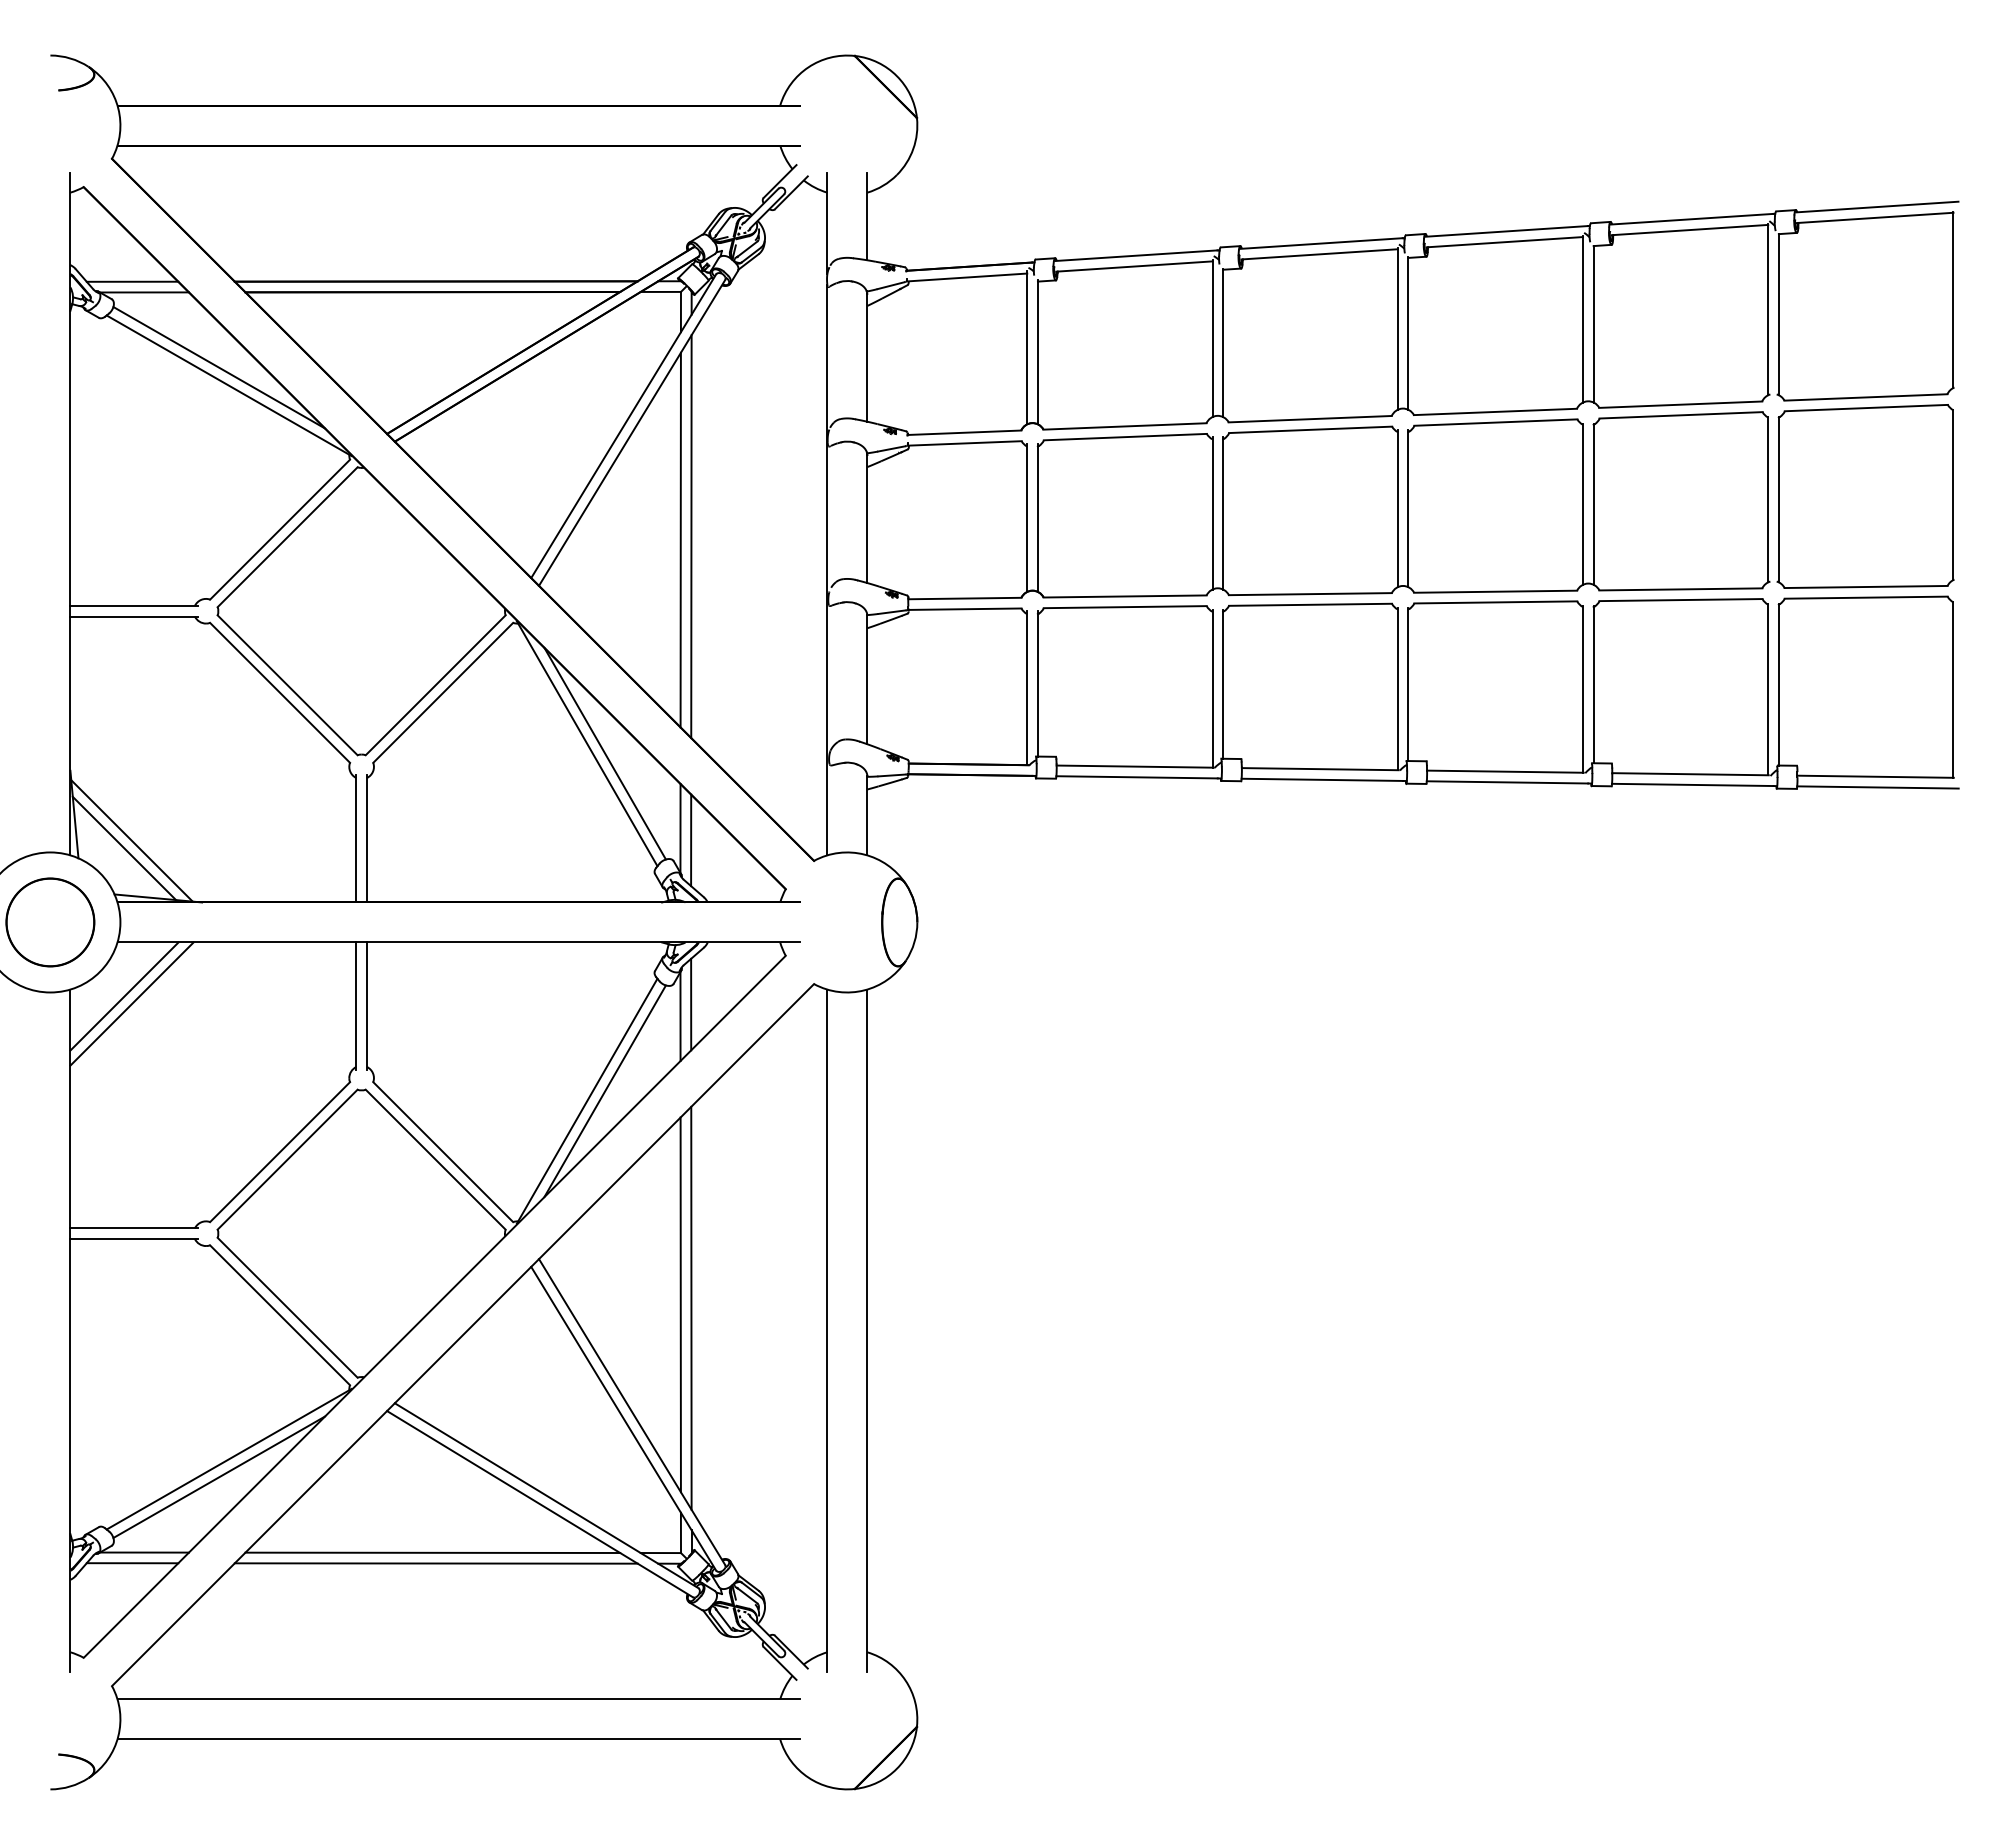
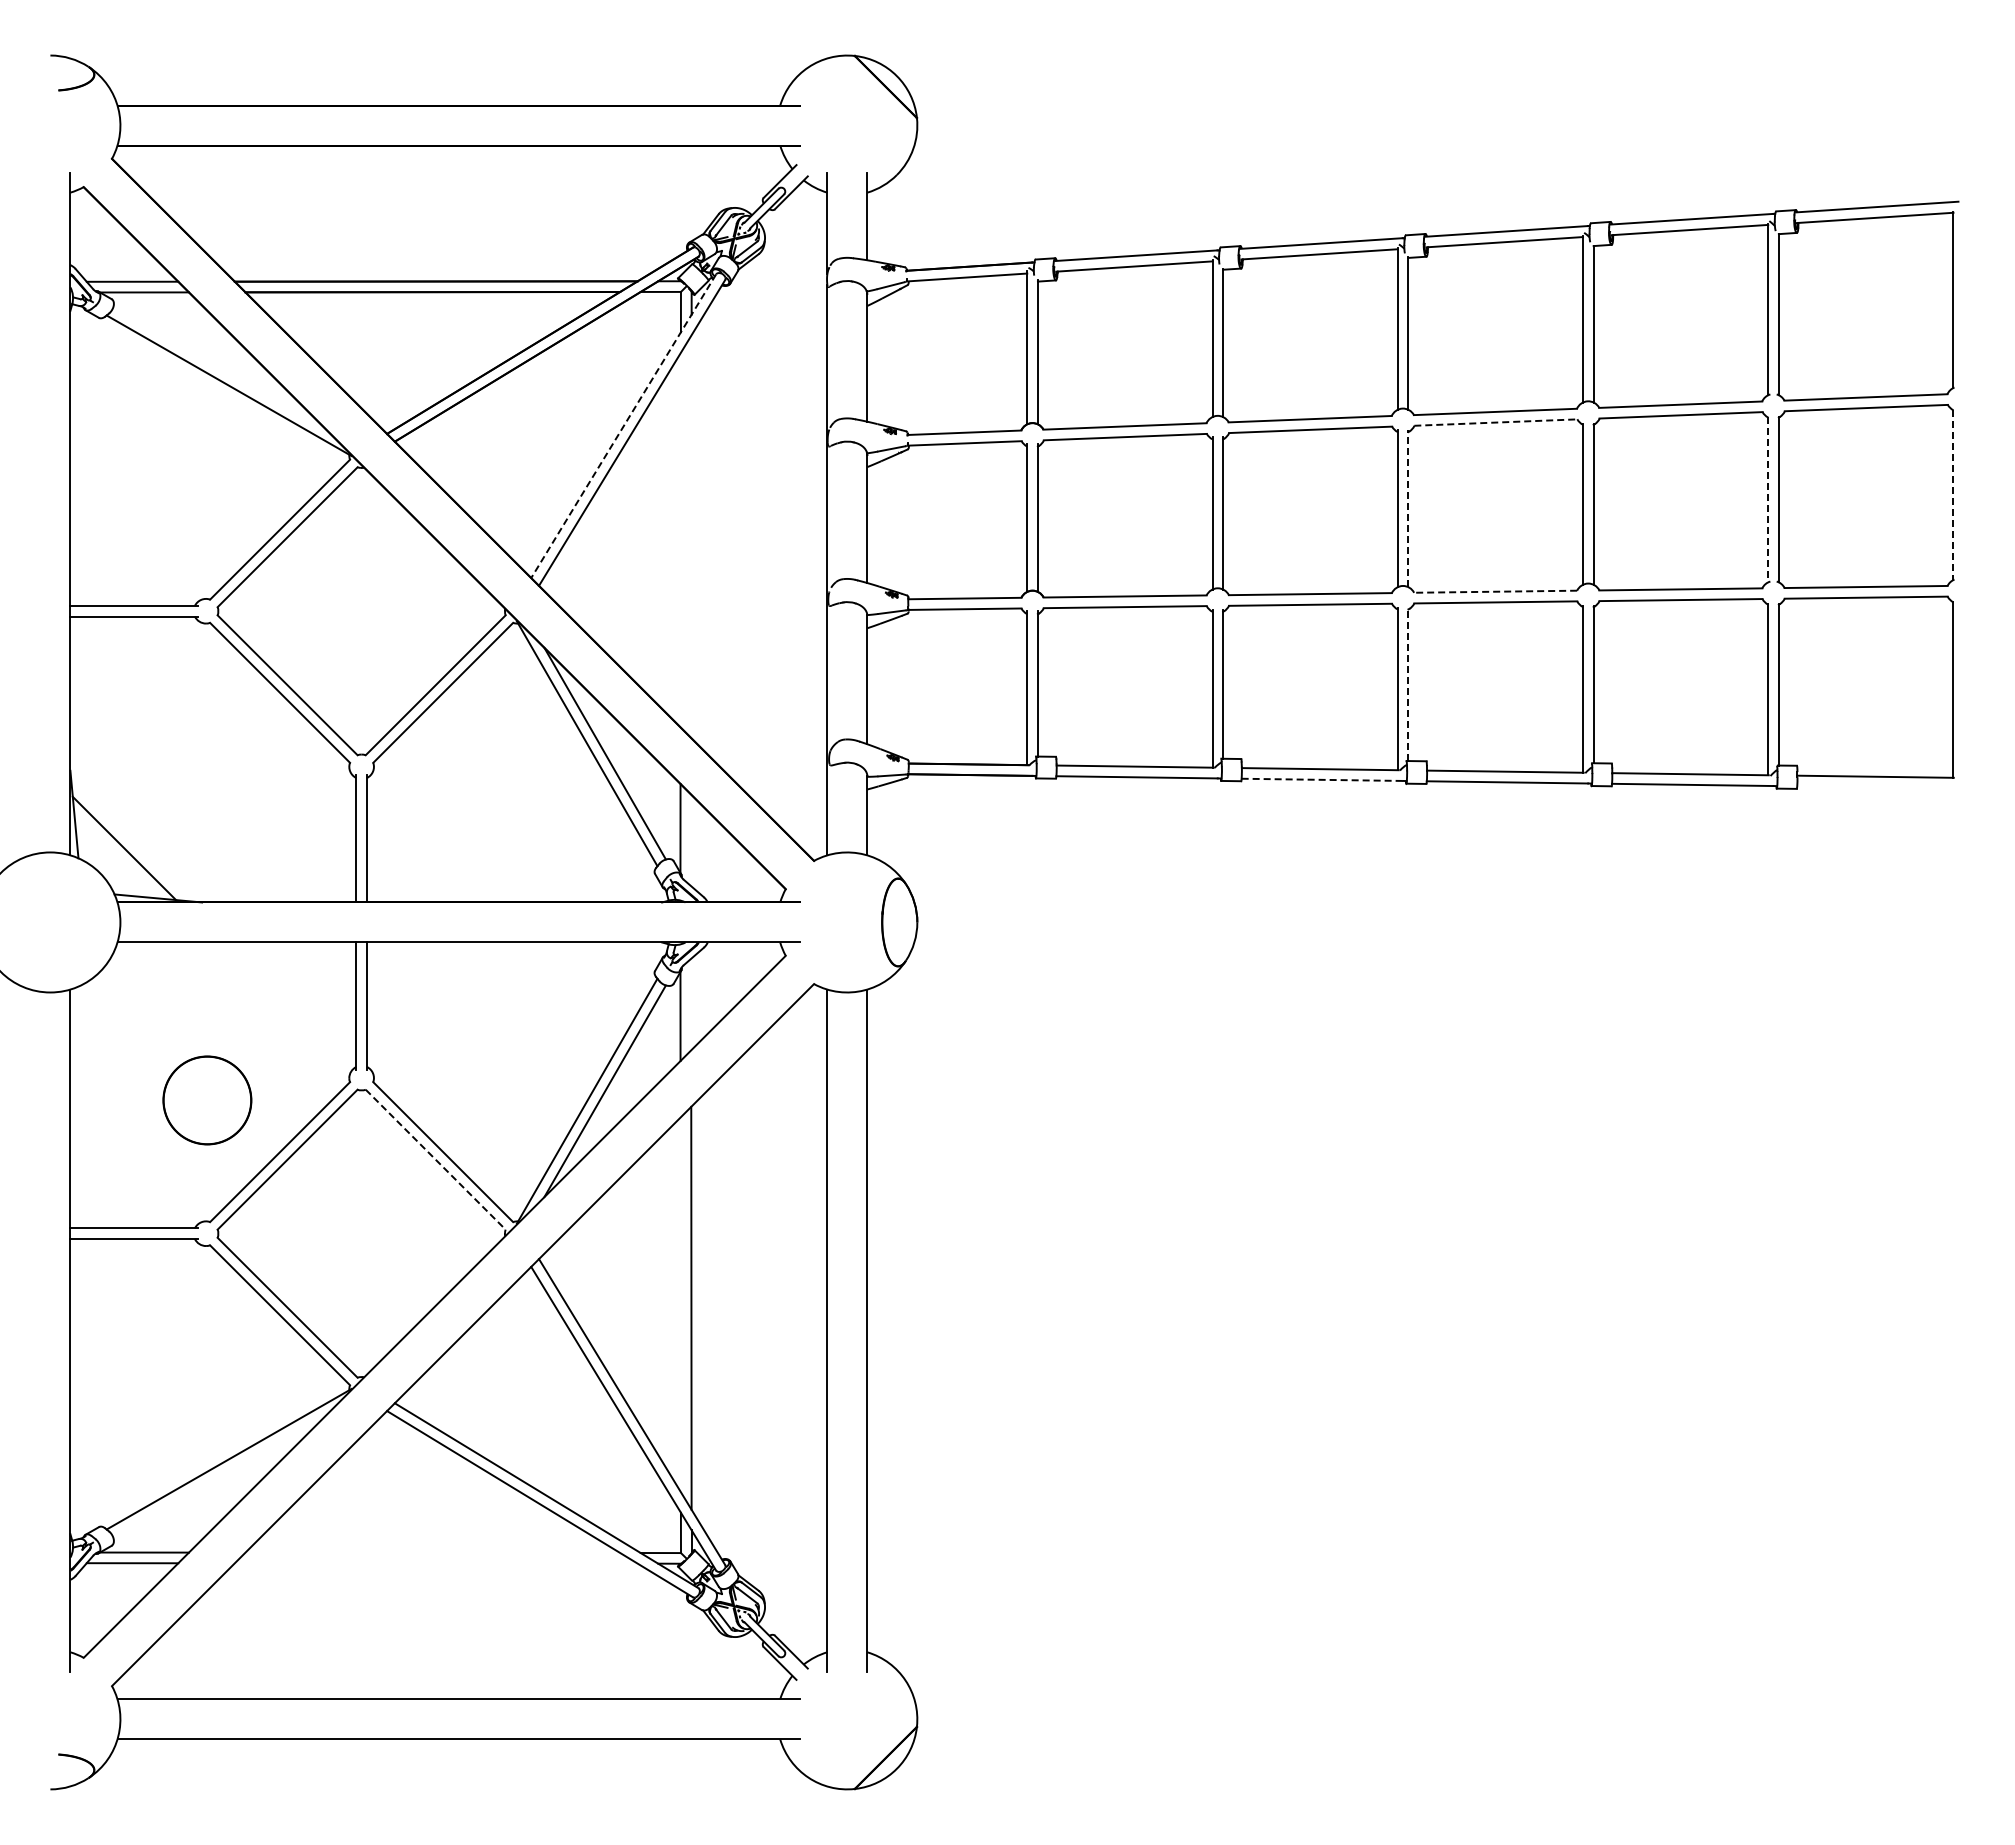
line: present -> none (219, 367)
line: solid -> dashed (1495, 422)
line: solid -> dashed (623, 426)
line: solid -> dashed (1953, 495)
line: solid -> dashed (1768, 499)
line: solid -> dashed (1408, 508)
line: present -> none (691, 536)
line: present -> none (680, 539)
line: solid -> dashed (1495, 591)
line: solid -> dashed (1408, 684)
line: solid -> dashed (1322, 779)
line: present -> none (1877, 787)
line: present -> none (131, 840)
line: present -> none (691, 840)
circle position: (50, 922) -> (207, 1100) (207, 1100)
line: present -> none (124, 996)
line: present -> none (131, 1003)
line: present -> none (691, 1004)
line: solid -> dashed (435, 1159)
line: present -> none (680, 1304)
line: present -> none (219, 1476)
line: present -> none (432, 1552)
line: present -> none (435, 1563)
